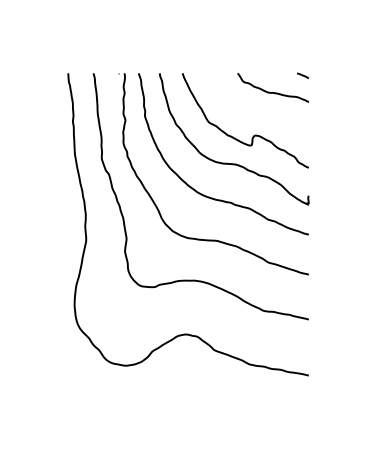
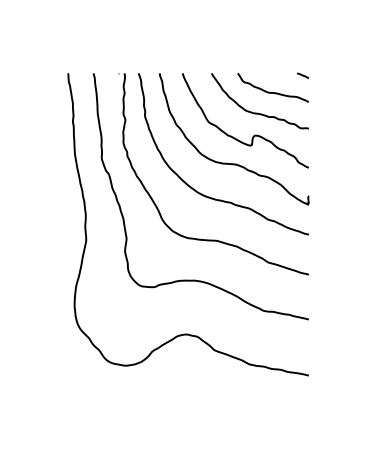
curve: none -> present (257, 112)
